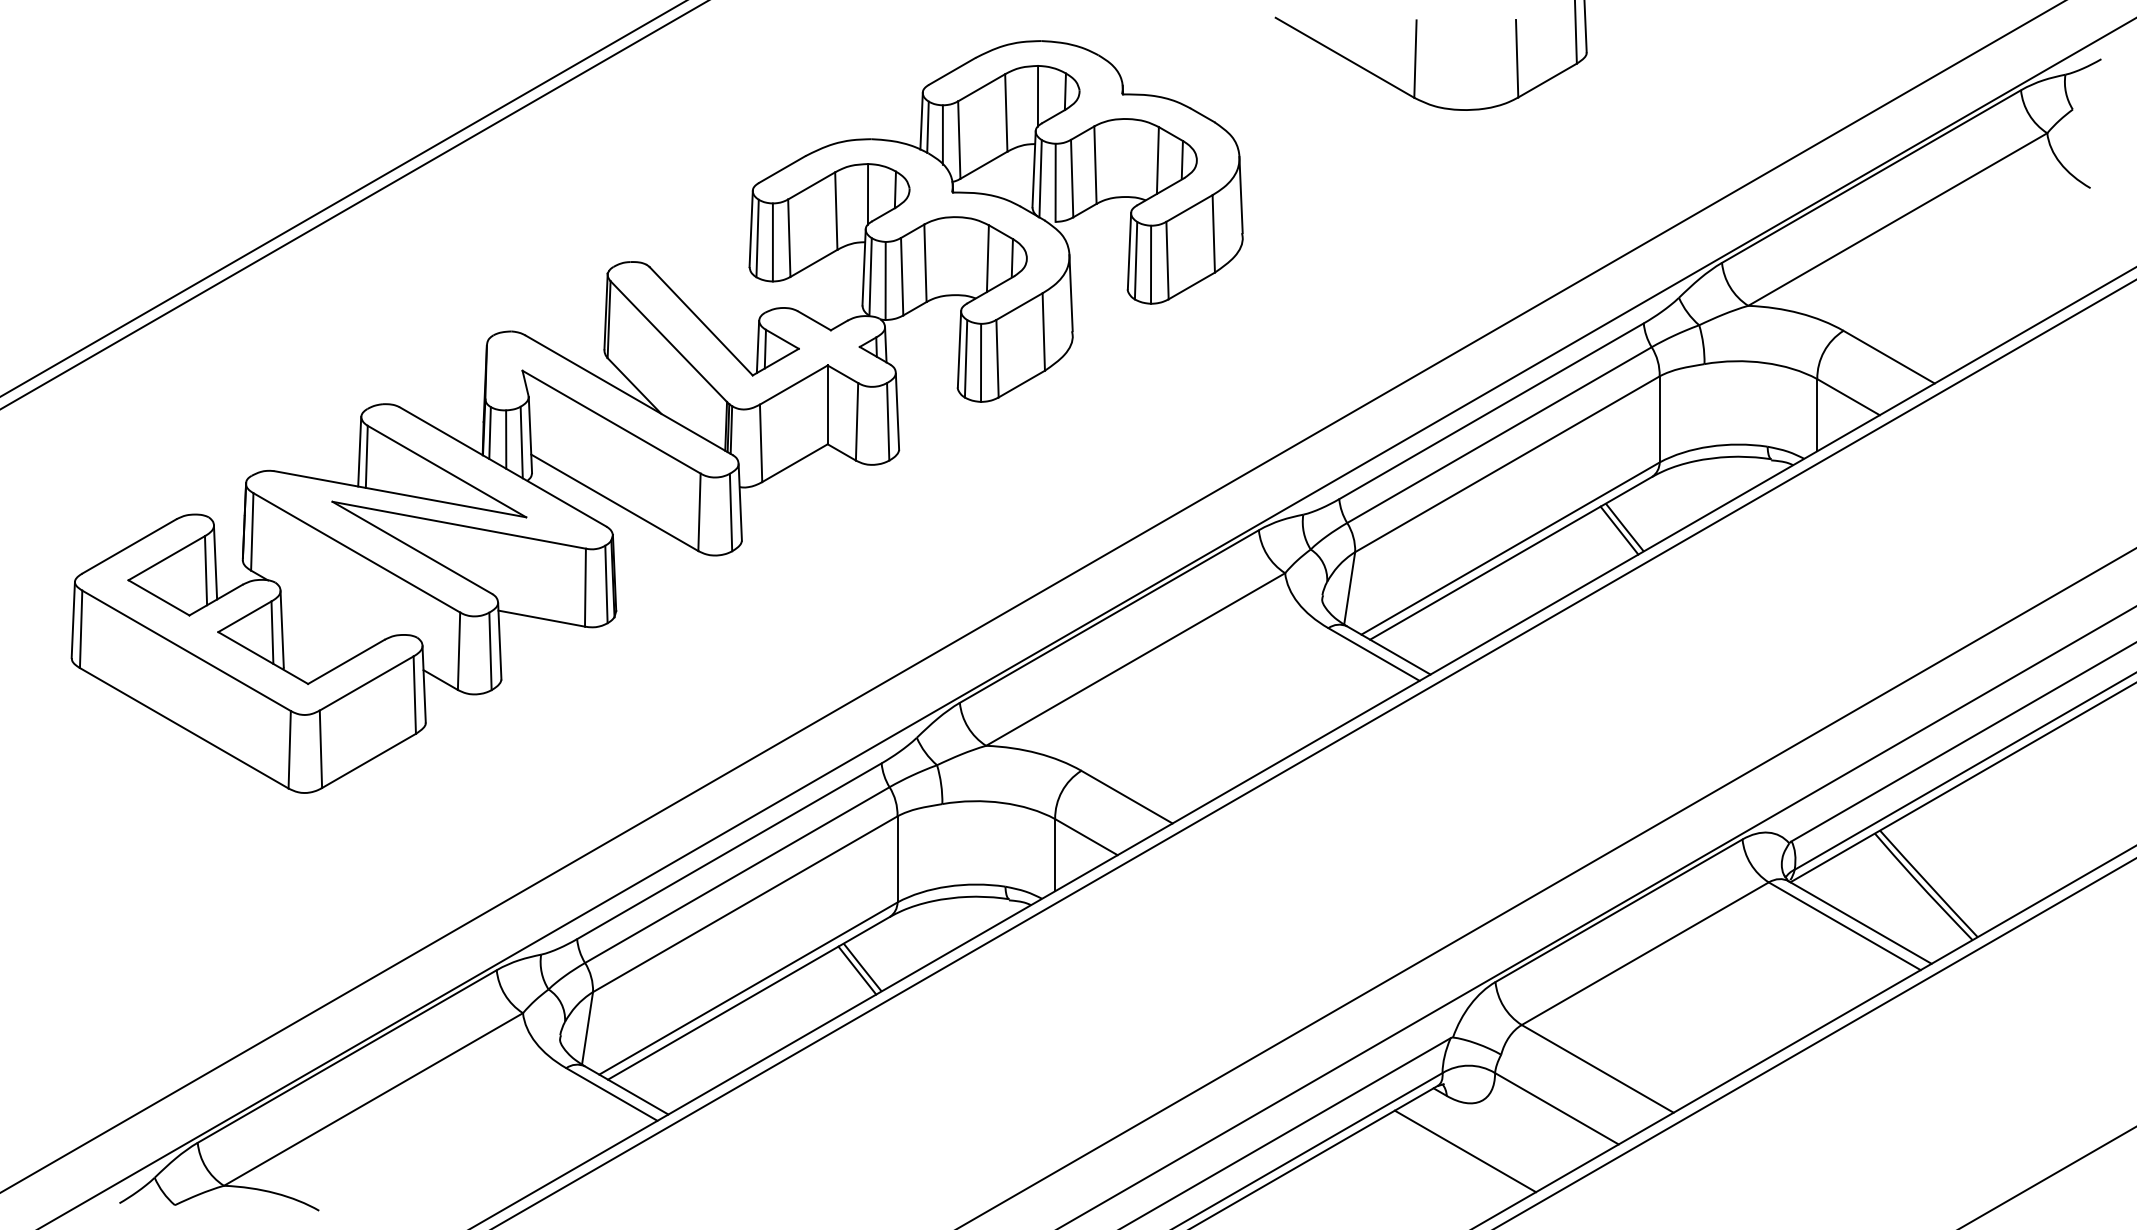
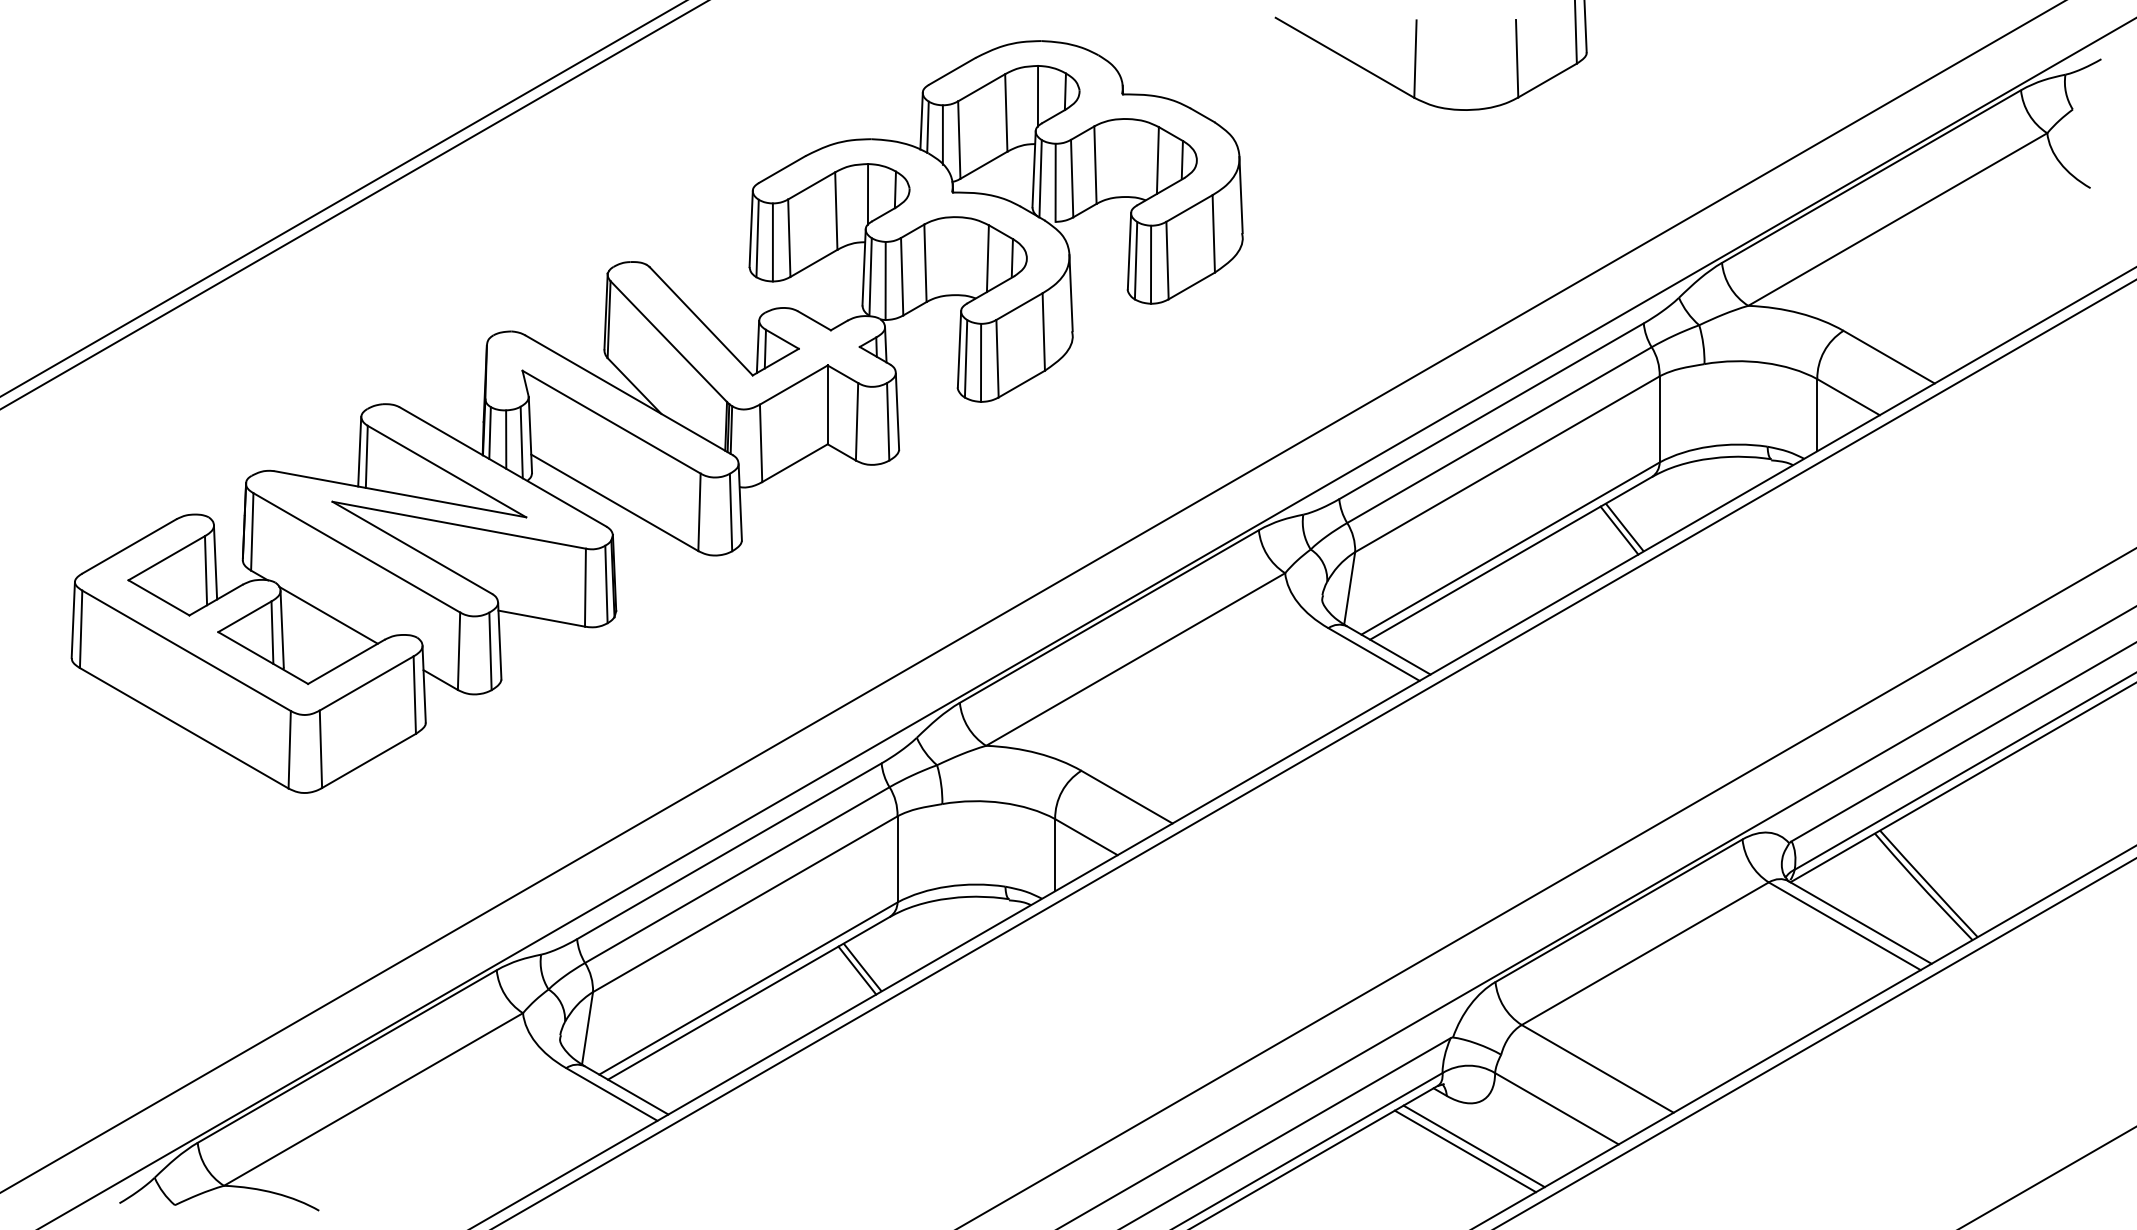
line: none -> present (328, 614)
line: none -> present (1473, 1146)
